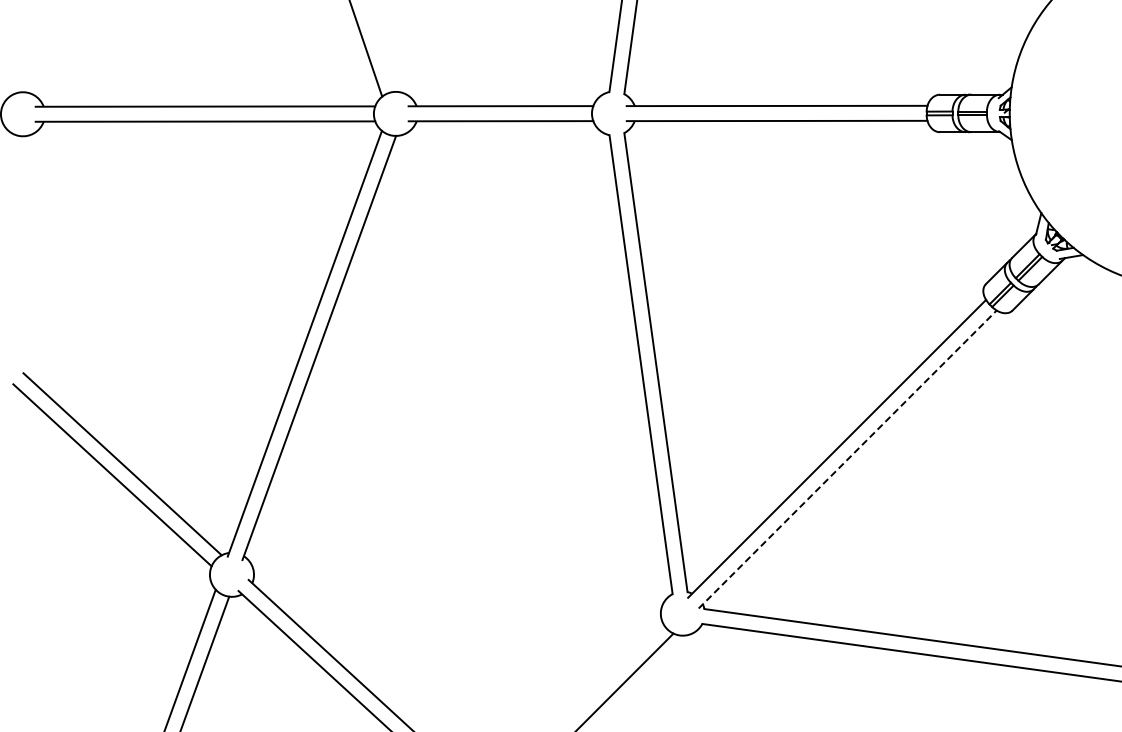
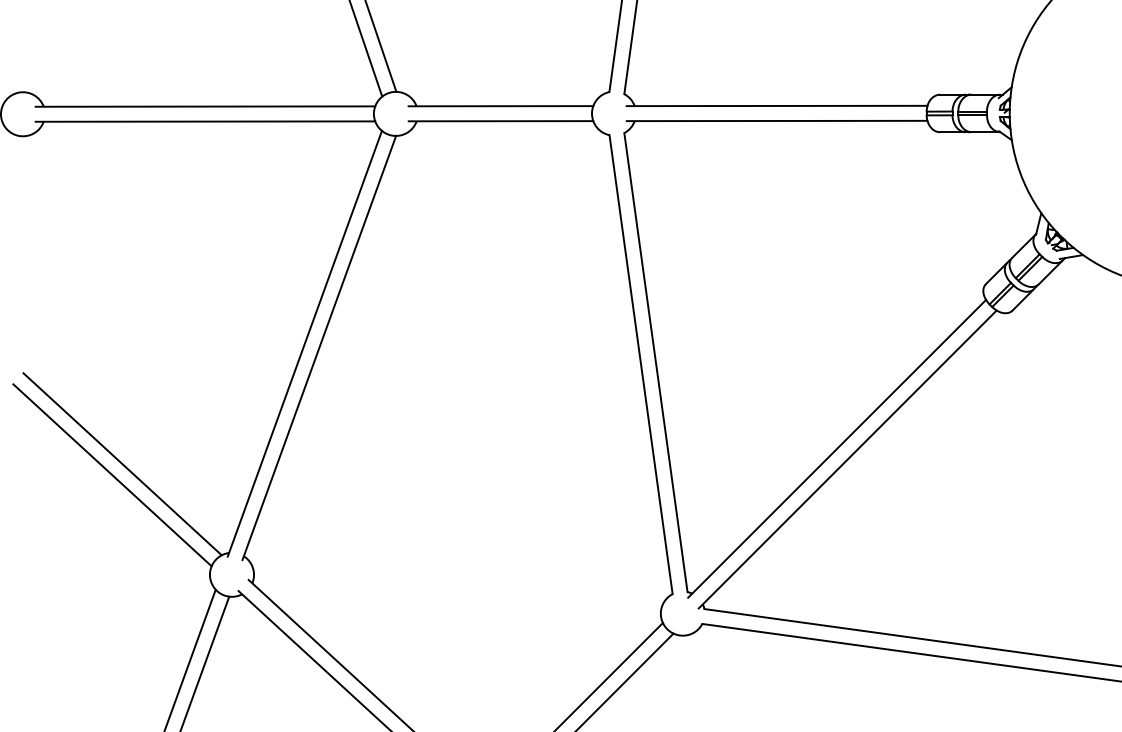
line: none -> present (381, 46)
line: dashed -> solid (847, 459)
line: none -> present (609, 675)
